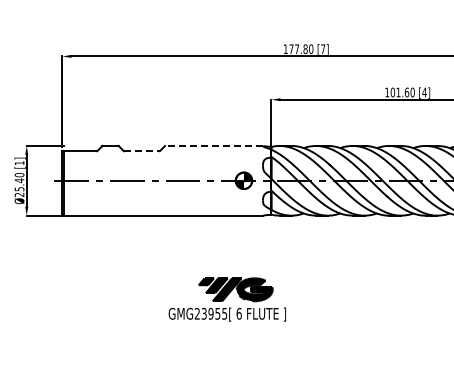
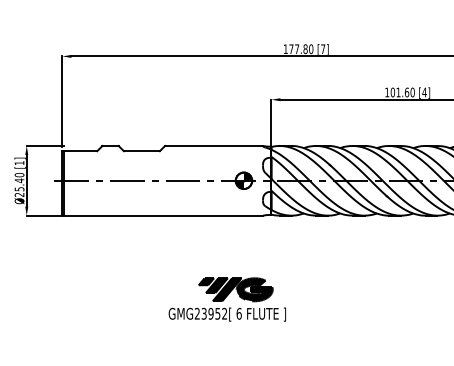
line: dashed -> solid (213, 145)
line: dashed -> solid (141, 151)
text: GMG23955[ -> GMG23952[ (224, 313)
